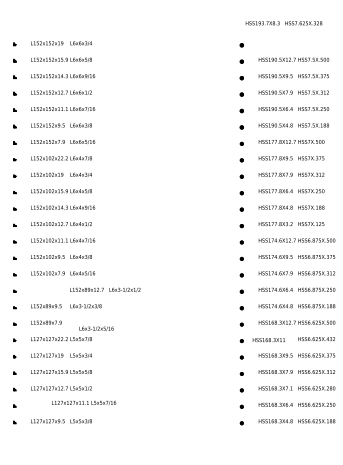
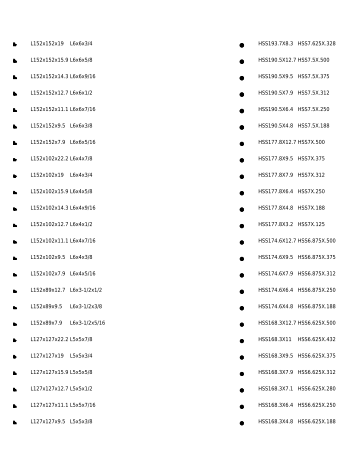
text position: (283, 23) -> (296, 43) (296, 43)
text position: (105, 289) -> (66, 289) (66, 289)
text position: (96, 328) -> (87, 322) (87, 322)
text position: (268, 340) -> (274, 339) (274, 339)
text position: (84, 402) -> (63, 404) (63, 404)
